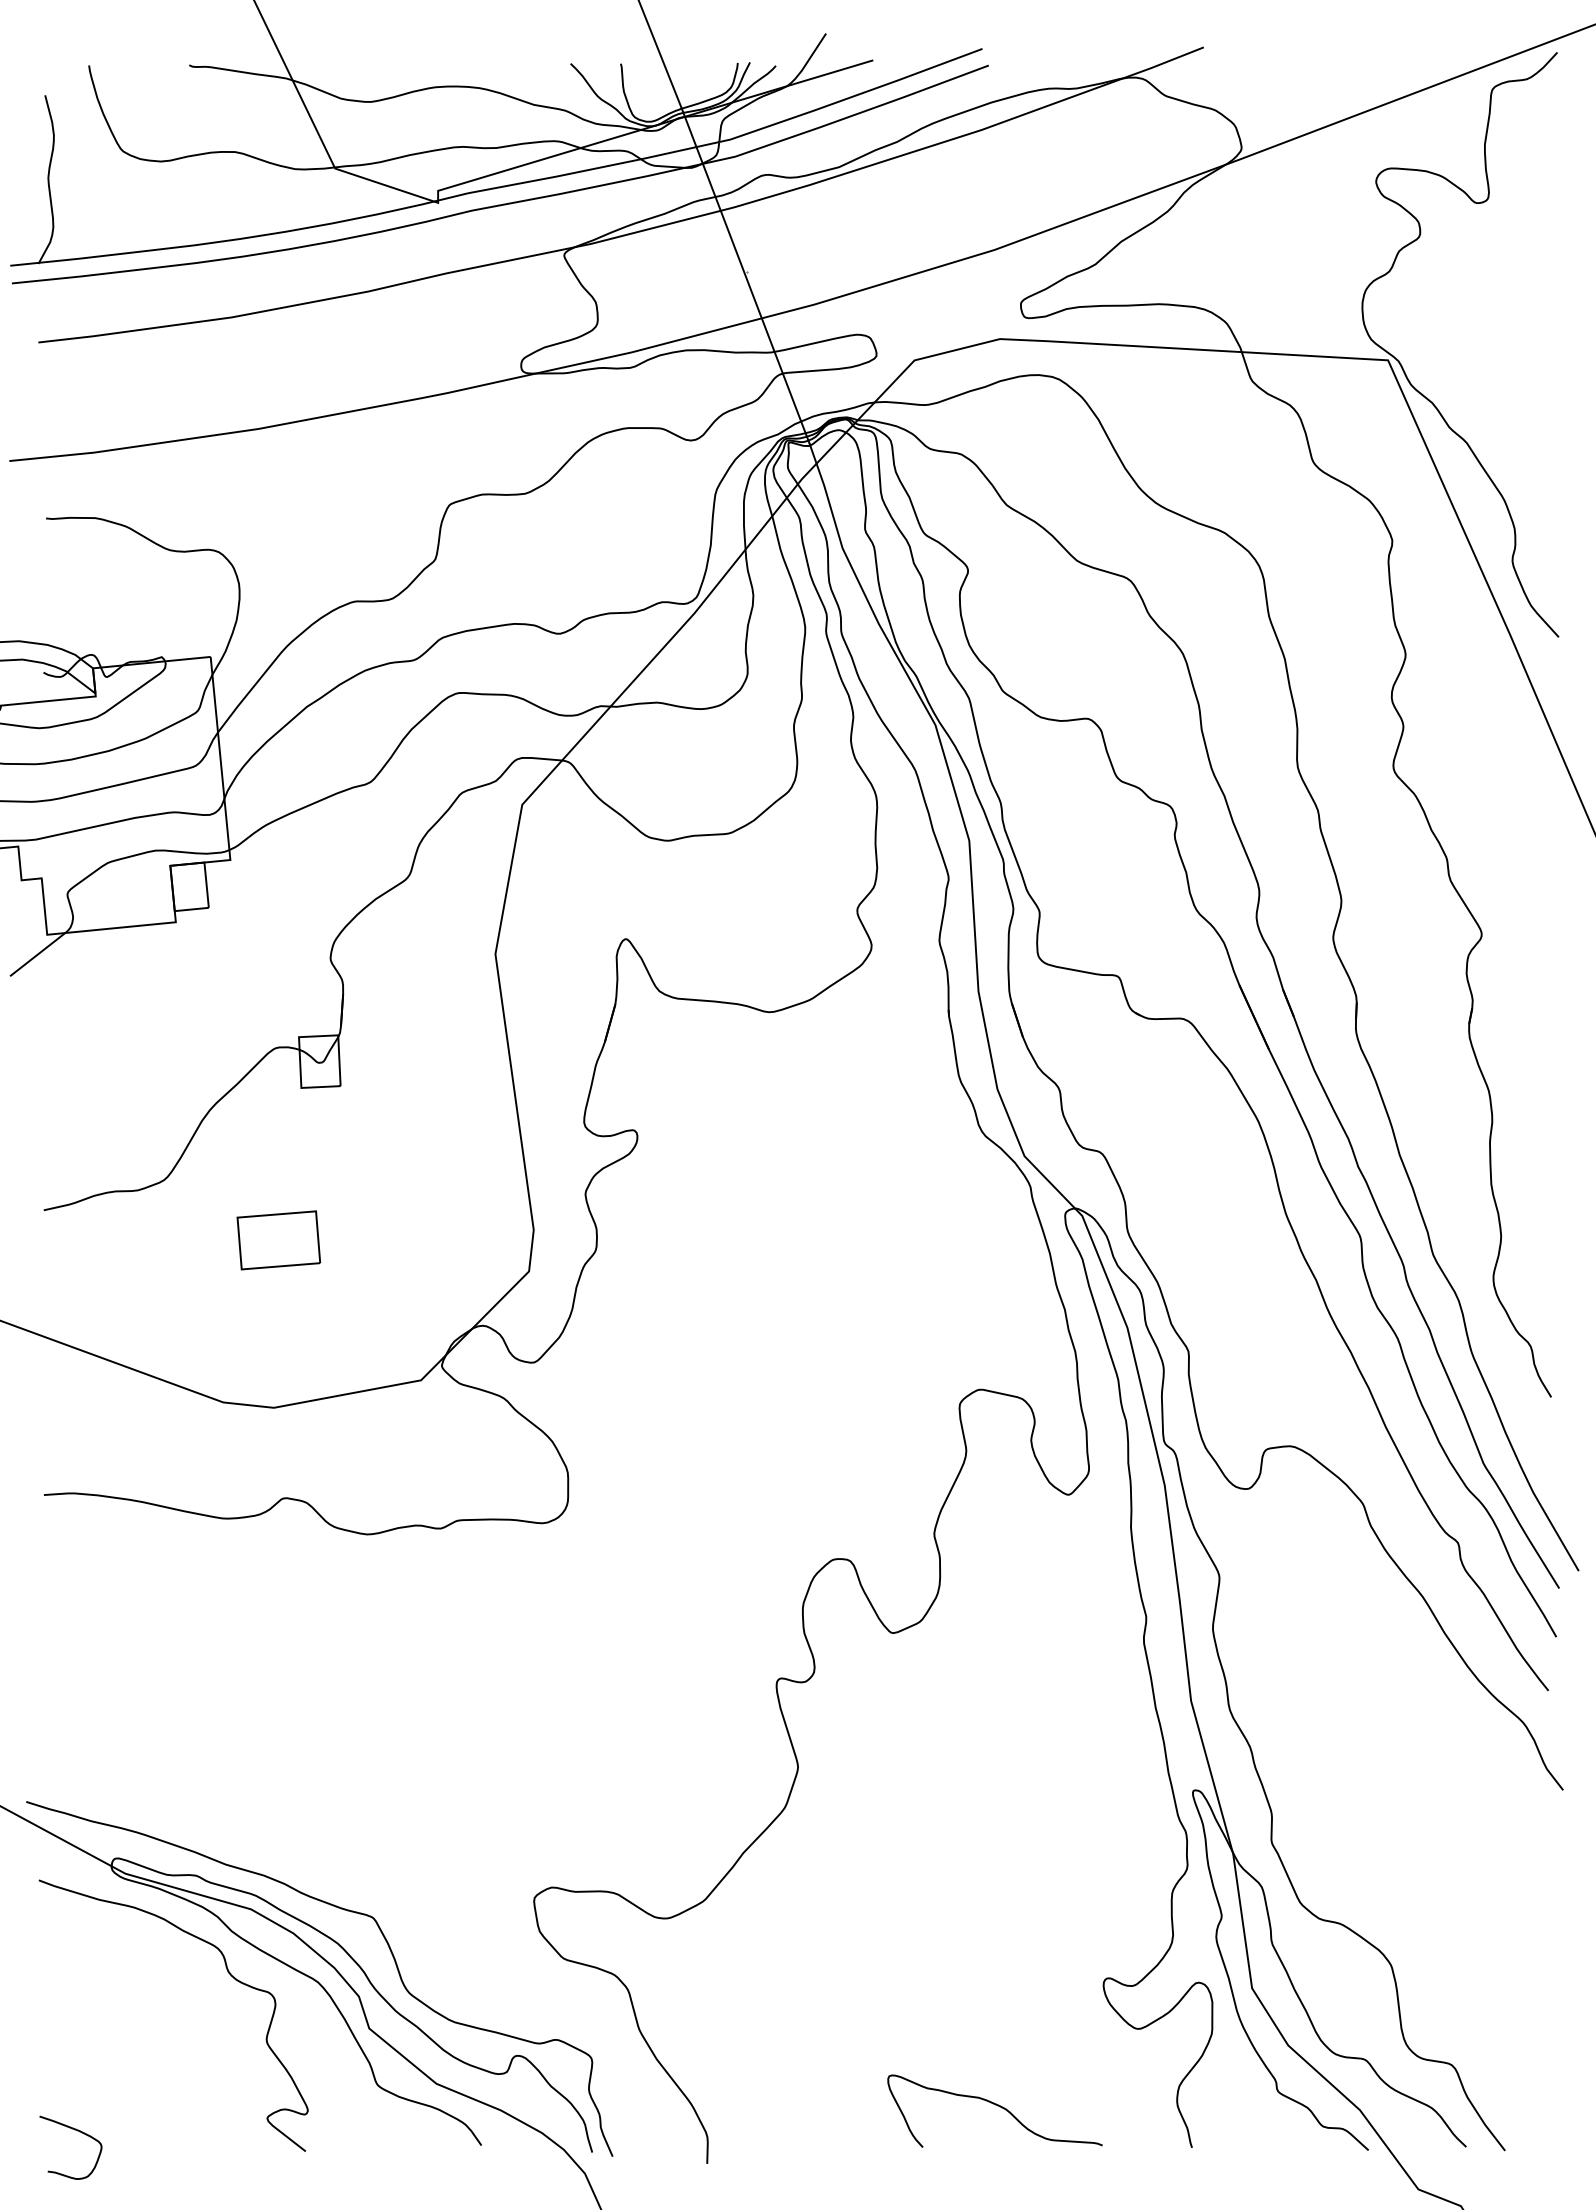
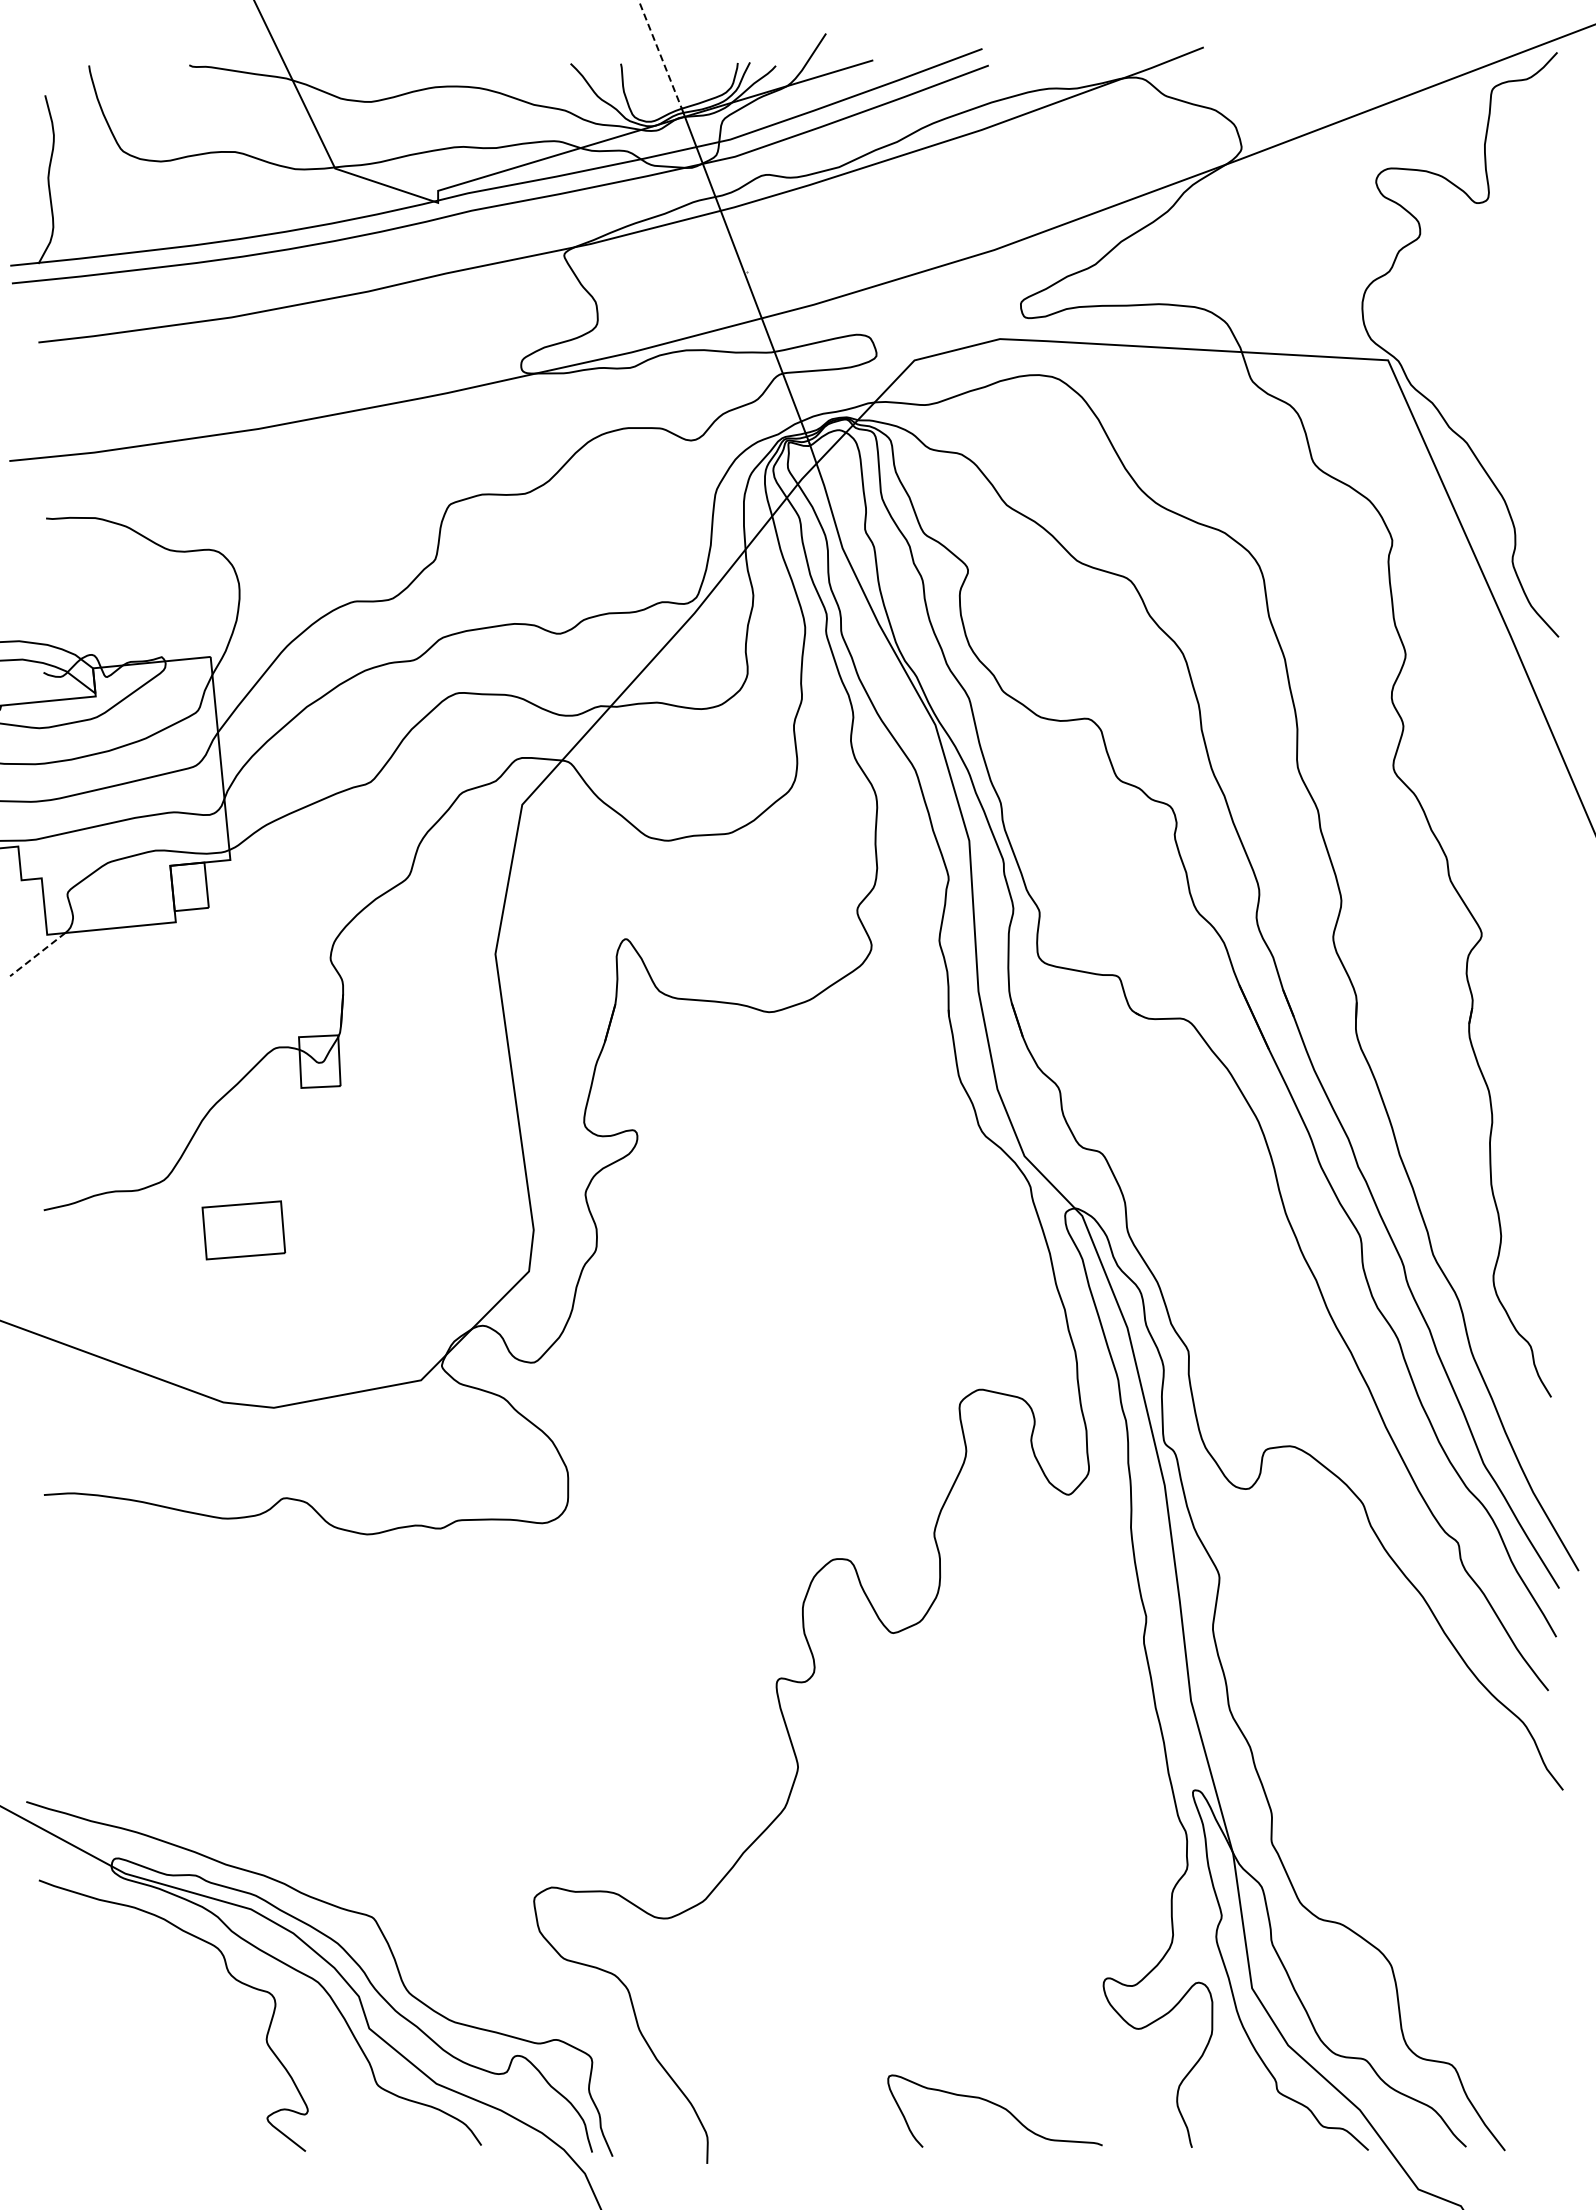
line: solid -> dashed (660, 54)
line: solid -> dashed (37, 954)
part position: (278, 1240) -> (243, 1230) (243, 1230)
curve: present -> none (74, 2130)
